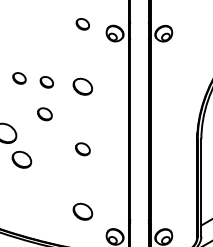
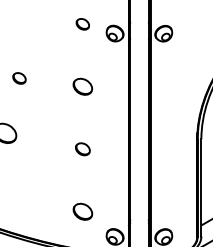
part: present -> none (46, 82)
part: present -> none (44, 114)
part: present -> none (21, 159)
